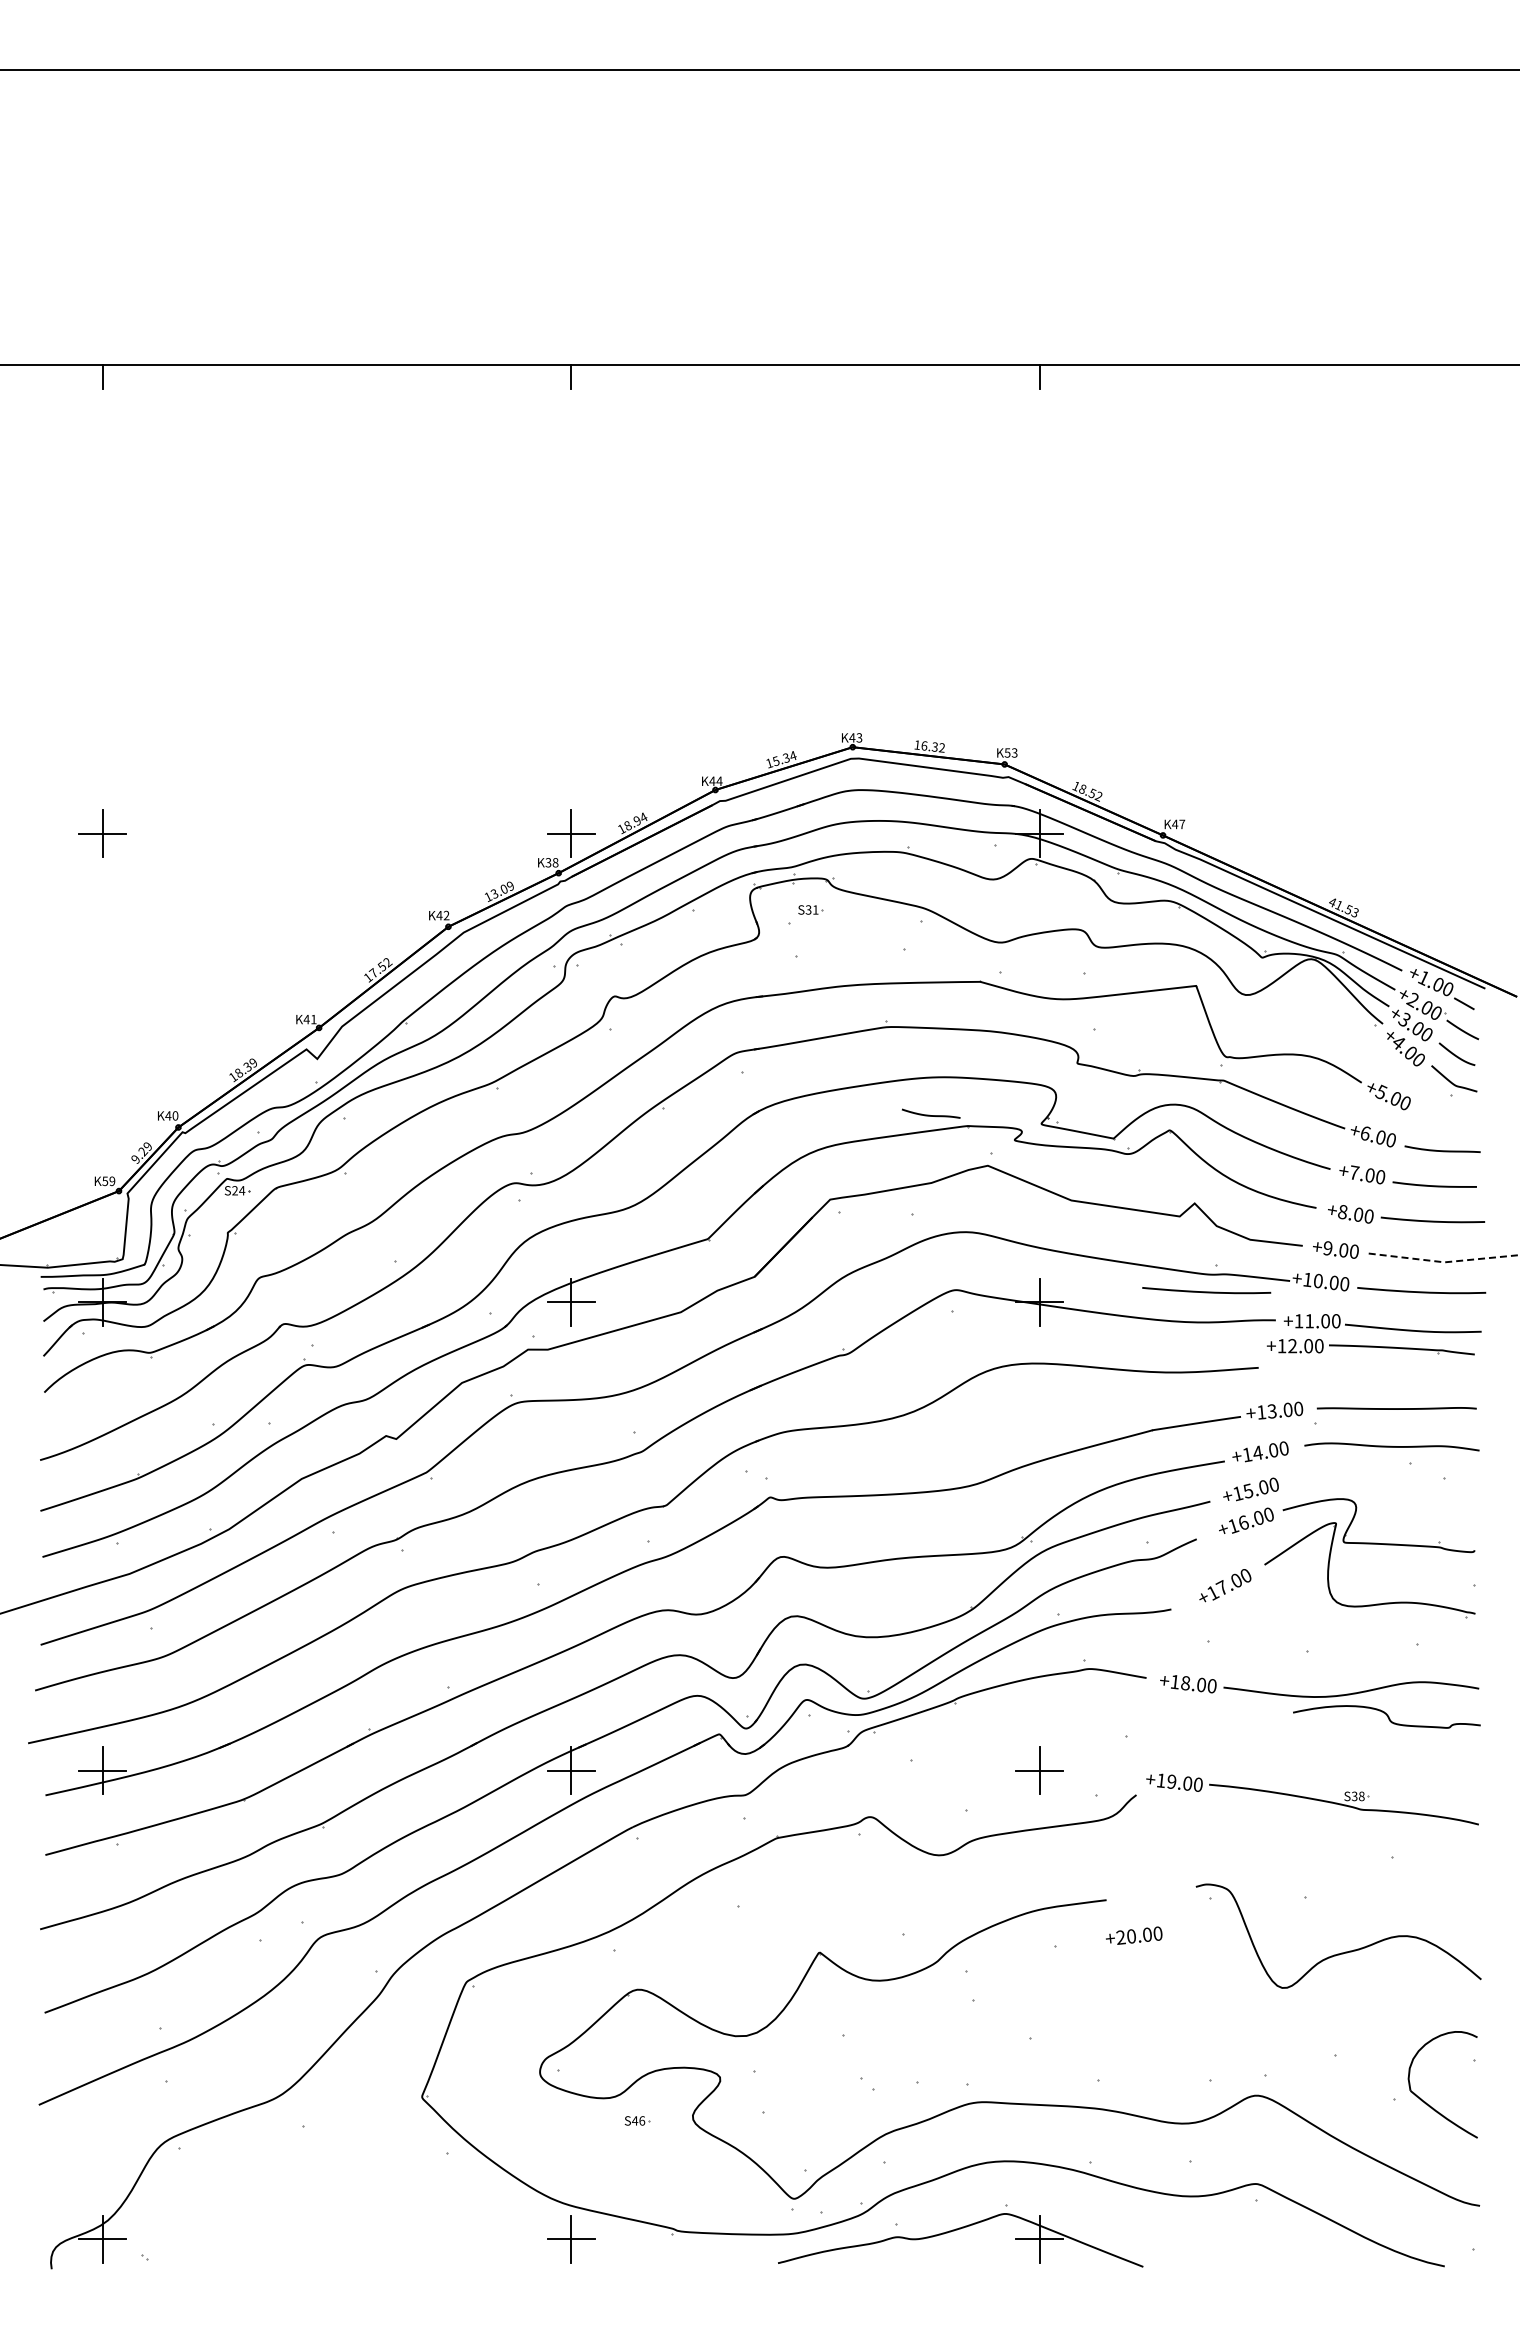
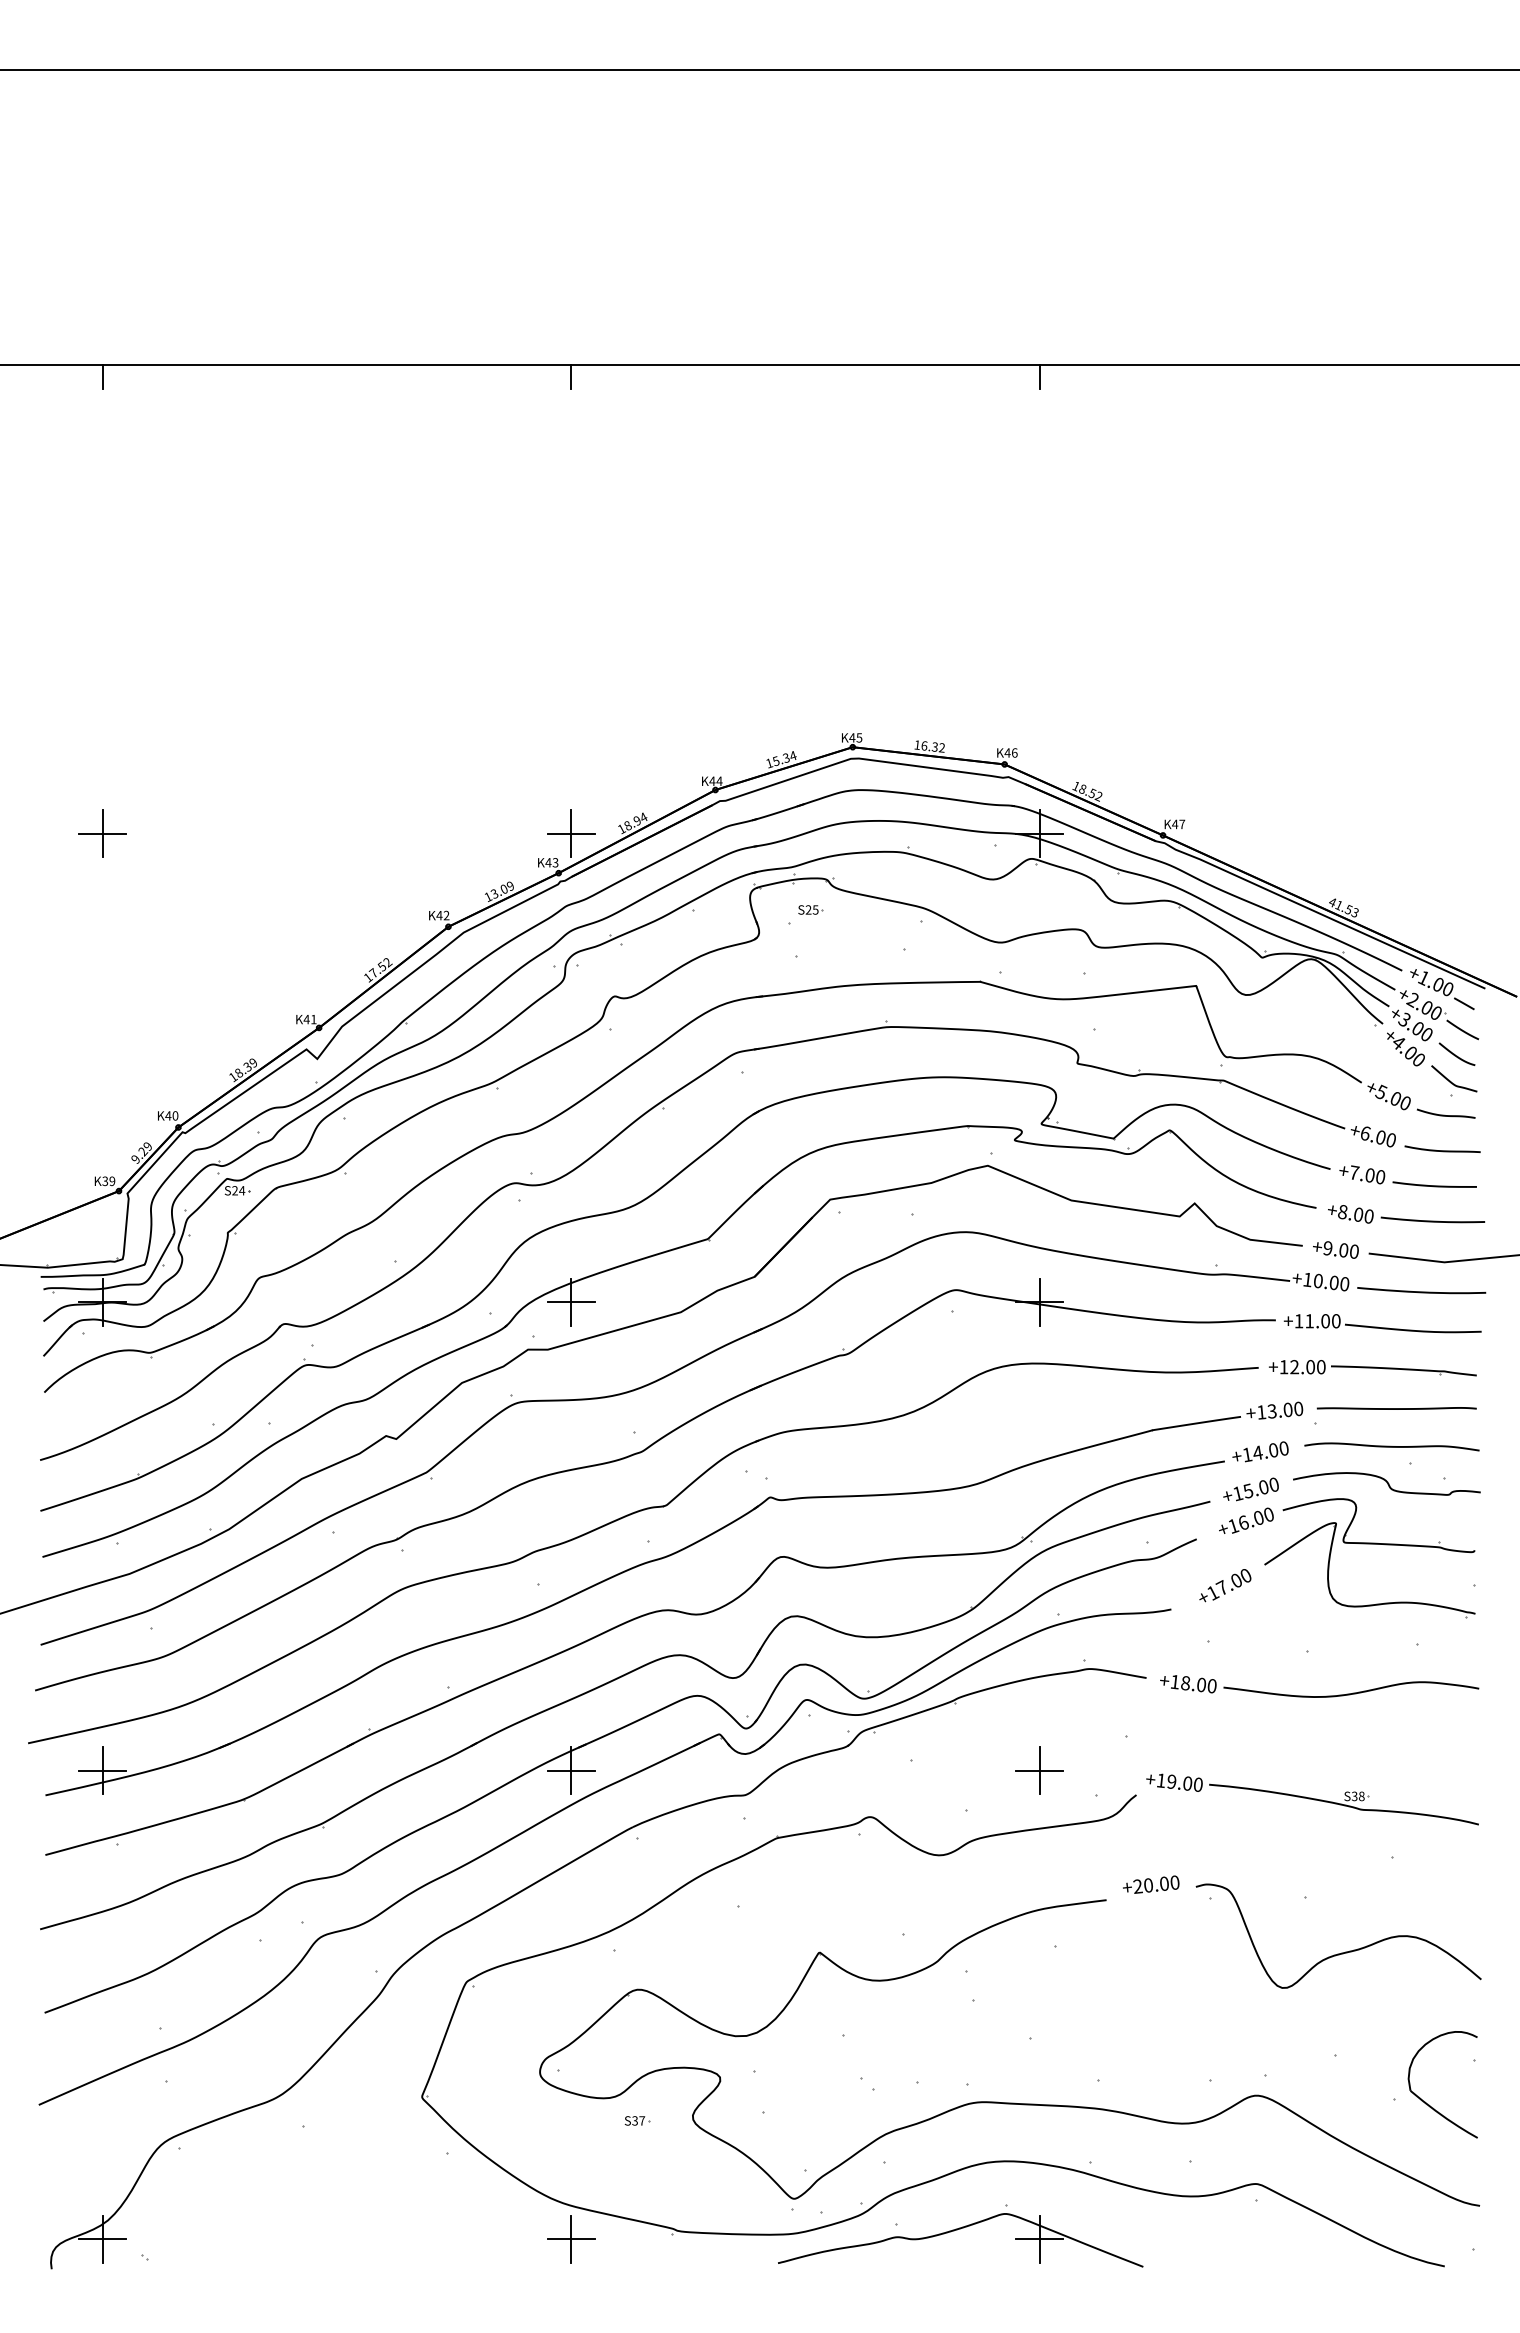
text: 43 -> 45 (859, 737)
text: 53 -> 46 (1010, 752)
text: 38 -> 43 (551, 862)
text: S31 -> S25 (811, 909)
curve position: (931, 1115) -> (1446, 1115) (1446, 1115)
text: 59 -> 39 (105, 1180)
line: dashed -> solid (1444, 1262)
curve: present -> none (1206, 1291)
part position: (1370, 1347) -> (1372, 1368) (1372, 1368)
curve position: (1386, 1715) -> (1386, 1482) (1386, 1482)
text position: (1134, 1935) -> (1151, 1884) (1151, 1884)
text: S46 -> S37 (638, 2120)
